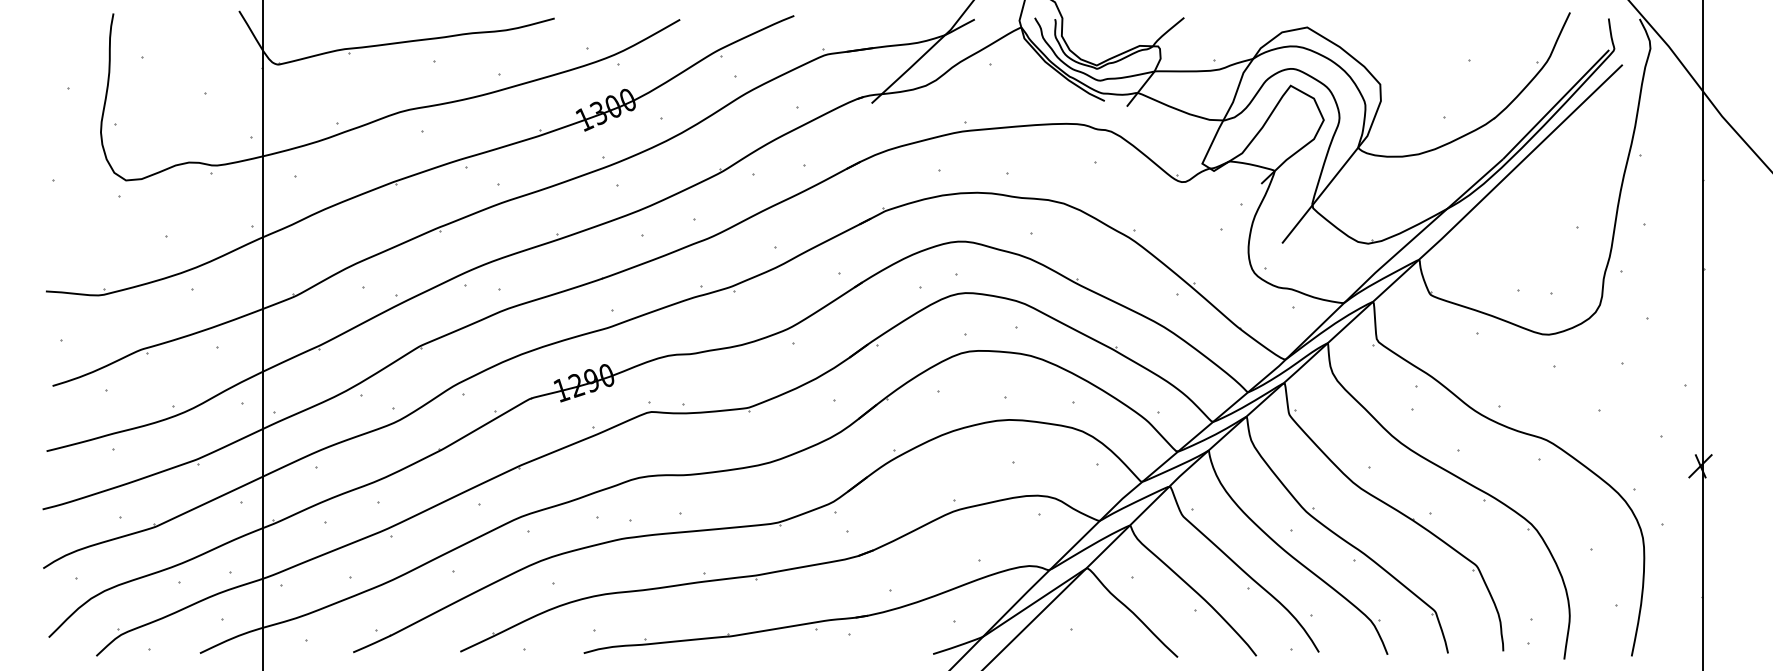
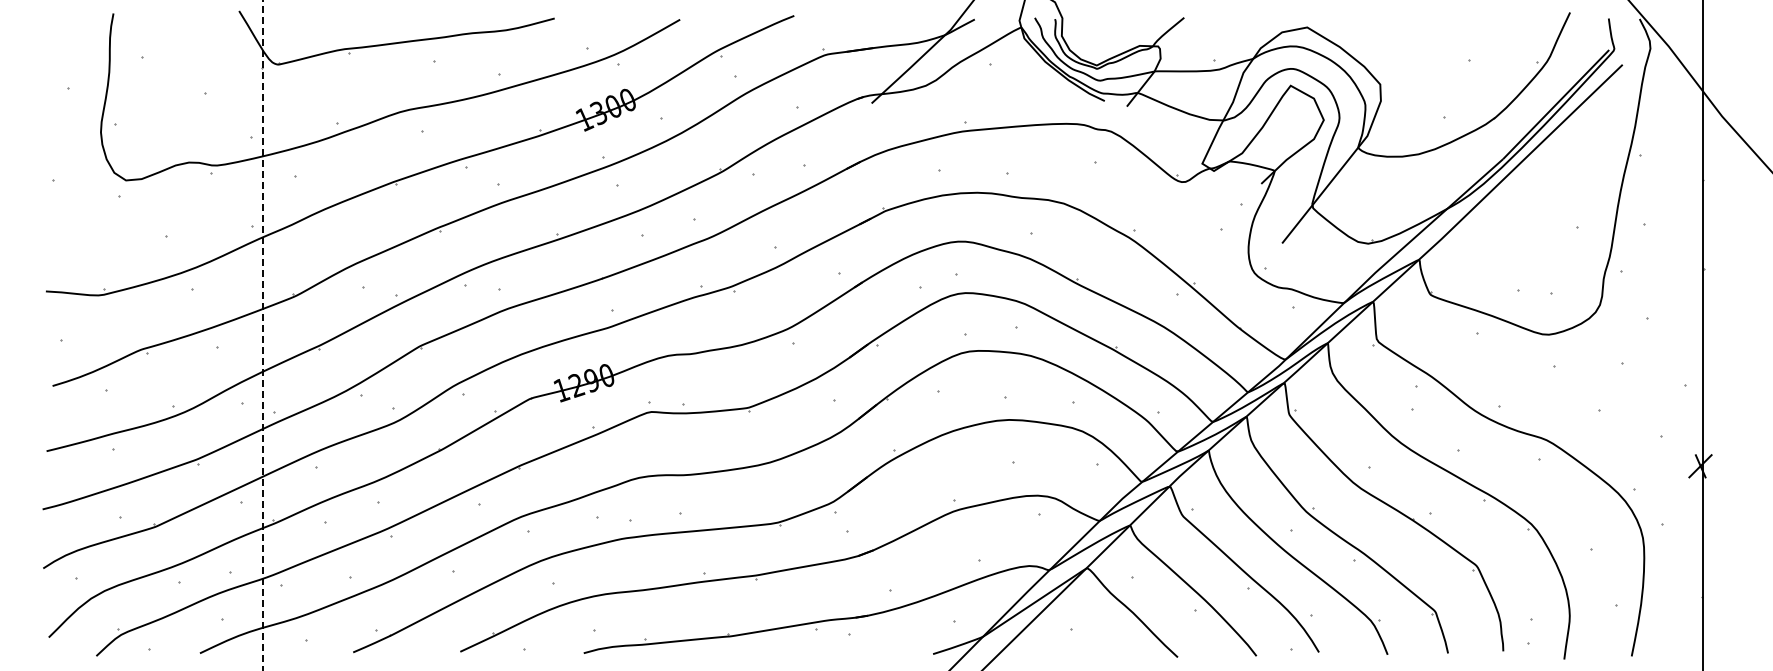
line: solid -> dashed (262, 335)
